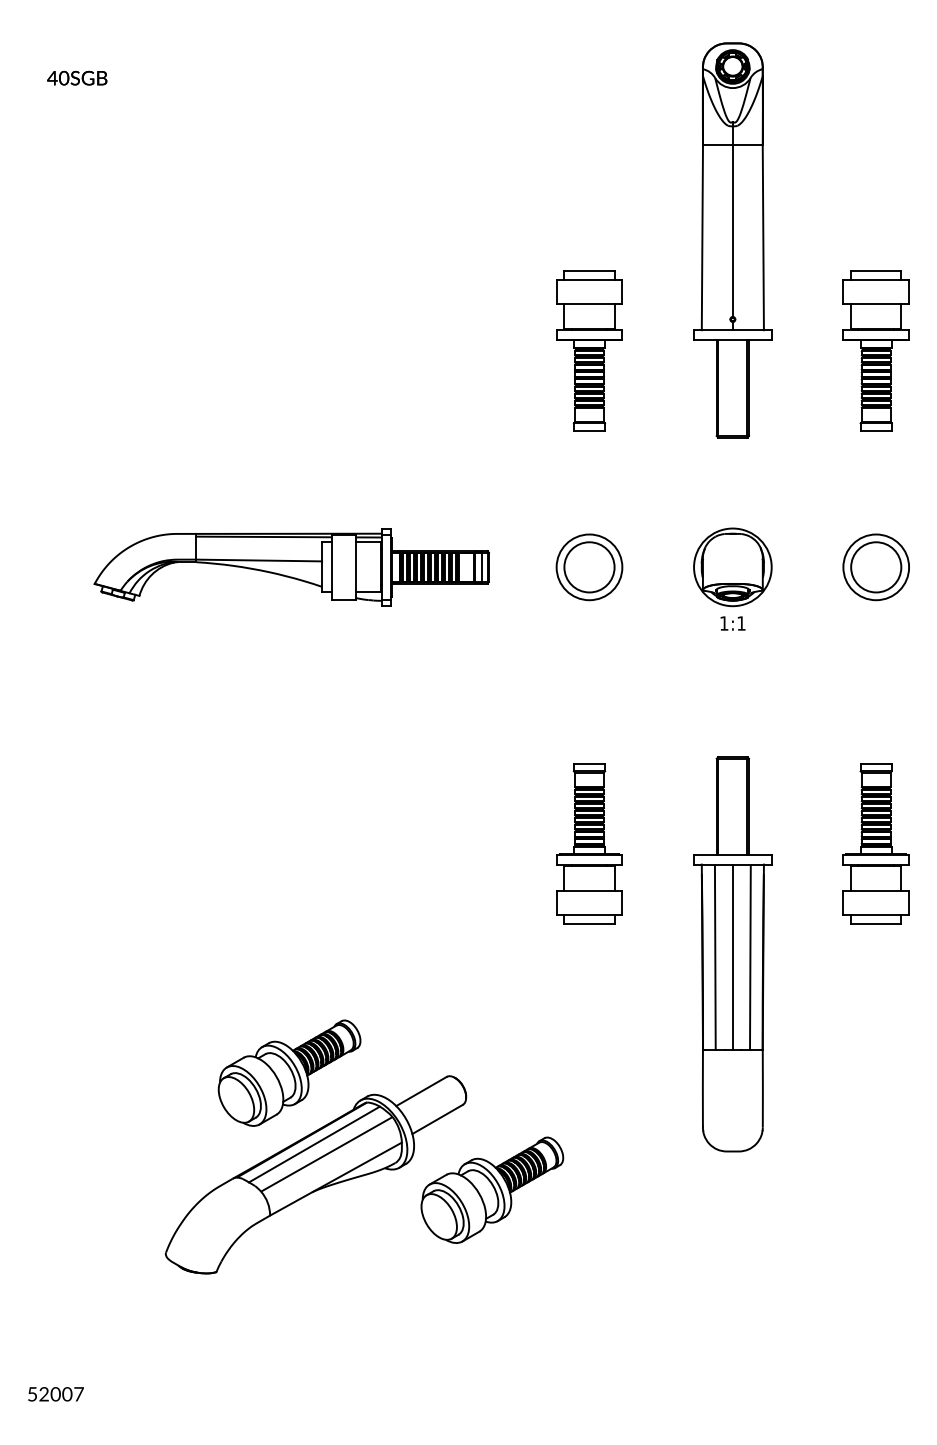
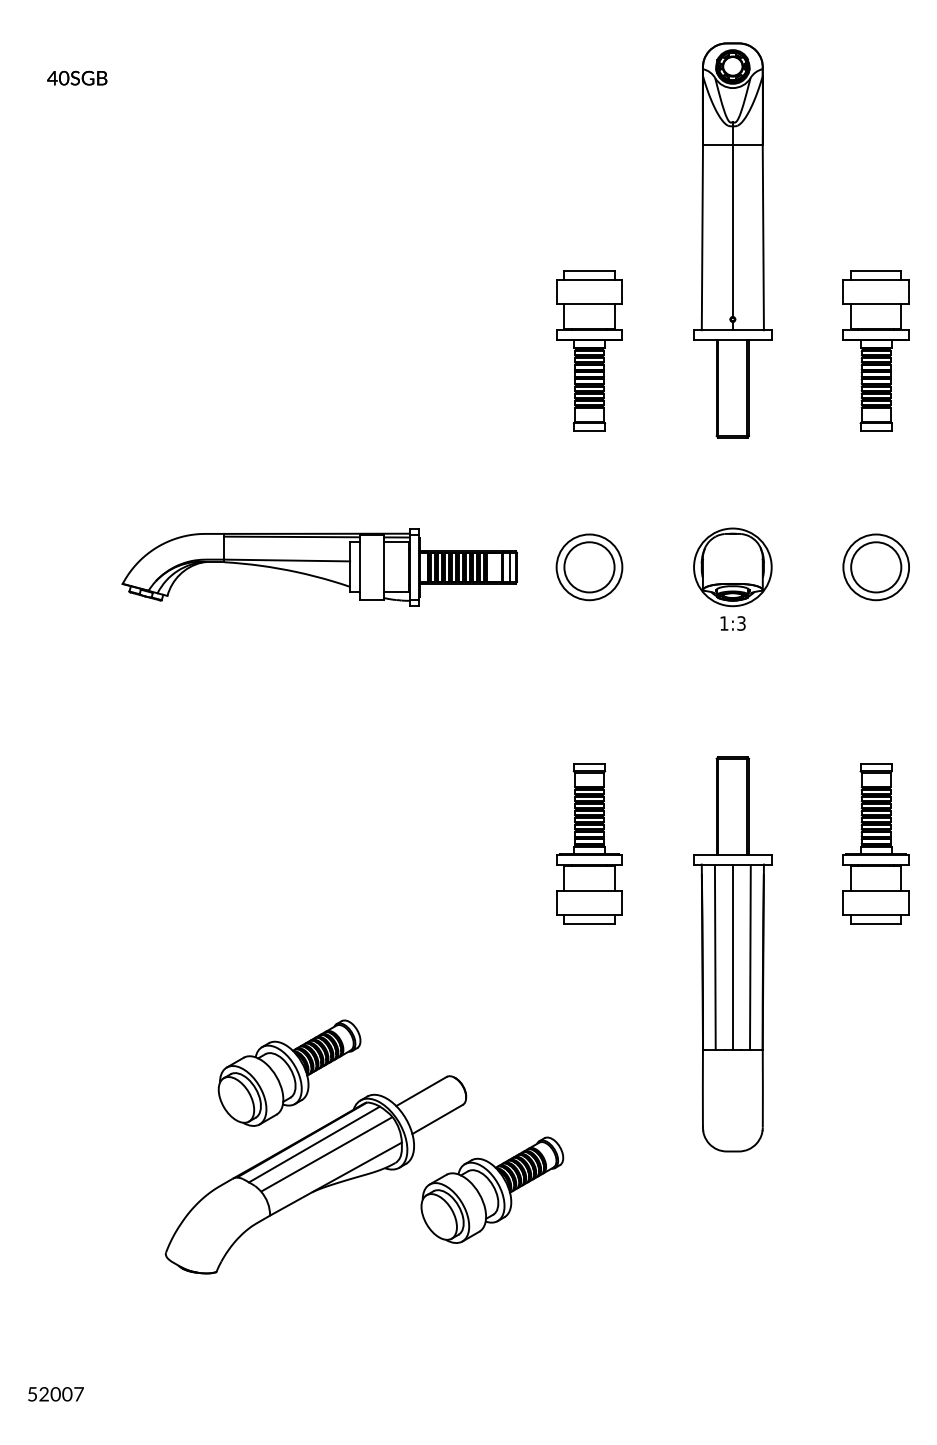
part position: (291, 567) -> (319, 567) (319, 567)
text: 1:1 -> 1:3 (741, 623)
